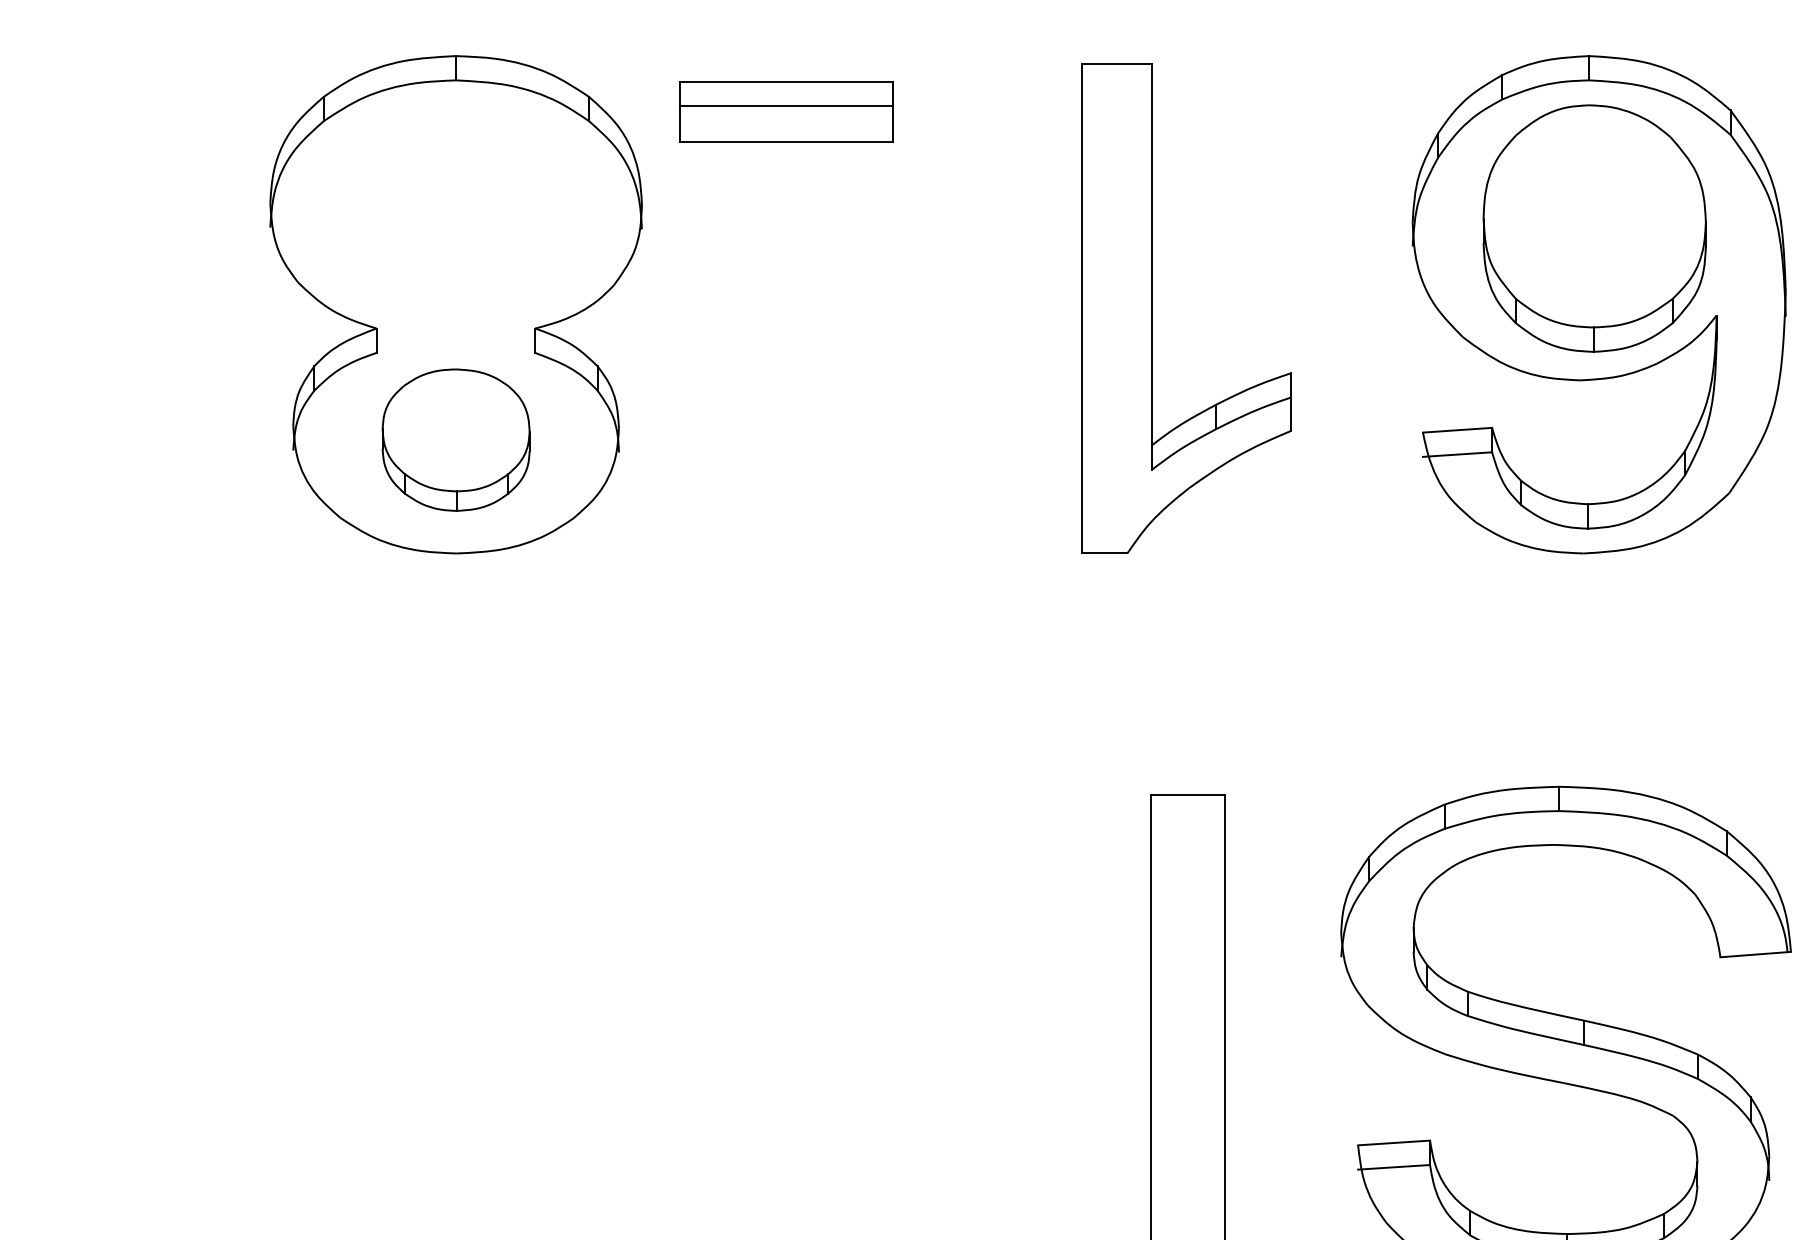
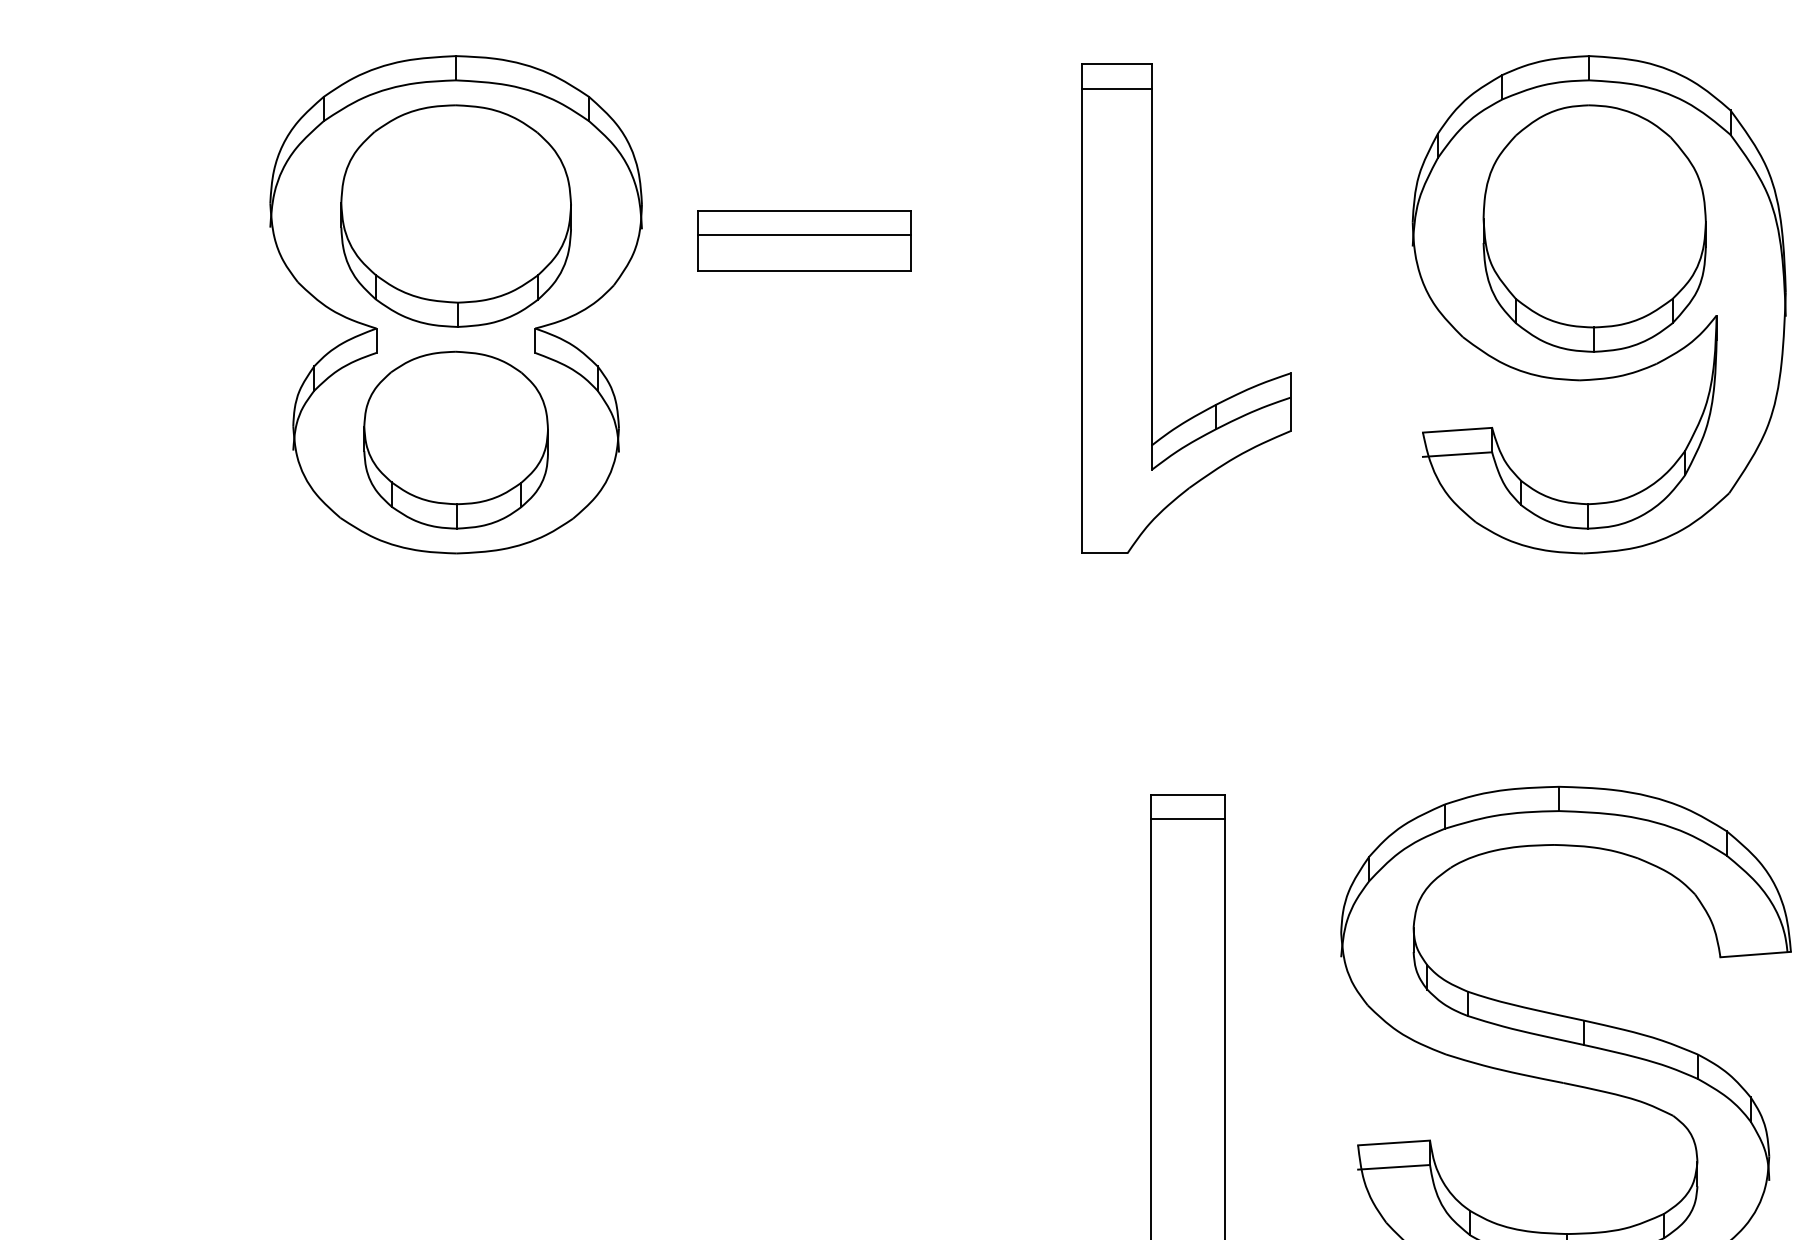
line: none -> present (1116, 88)
part position: (786, 111) -> (804, 240) (804, 240)
part: none -> present (455, 215)
part size: 150x144 px -> 186x180 px (455, 439)
line: none -> present (1187, 819)
